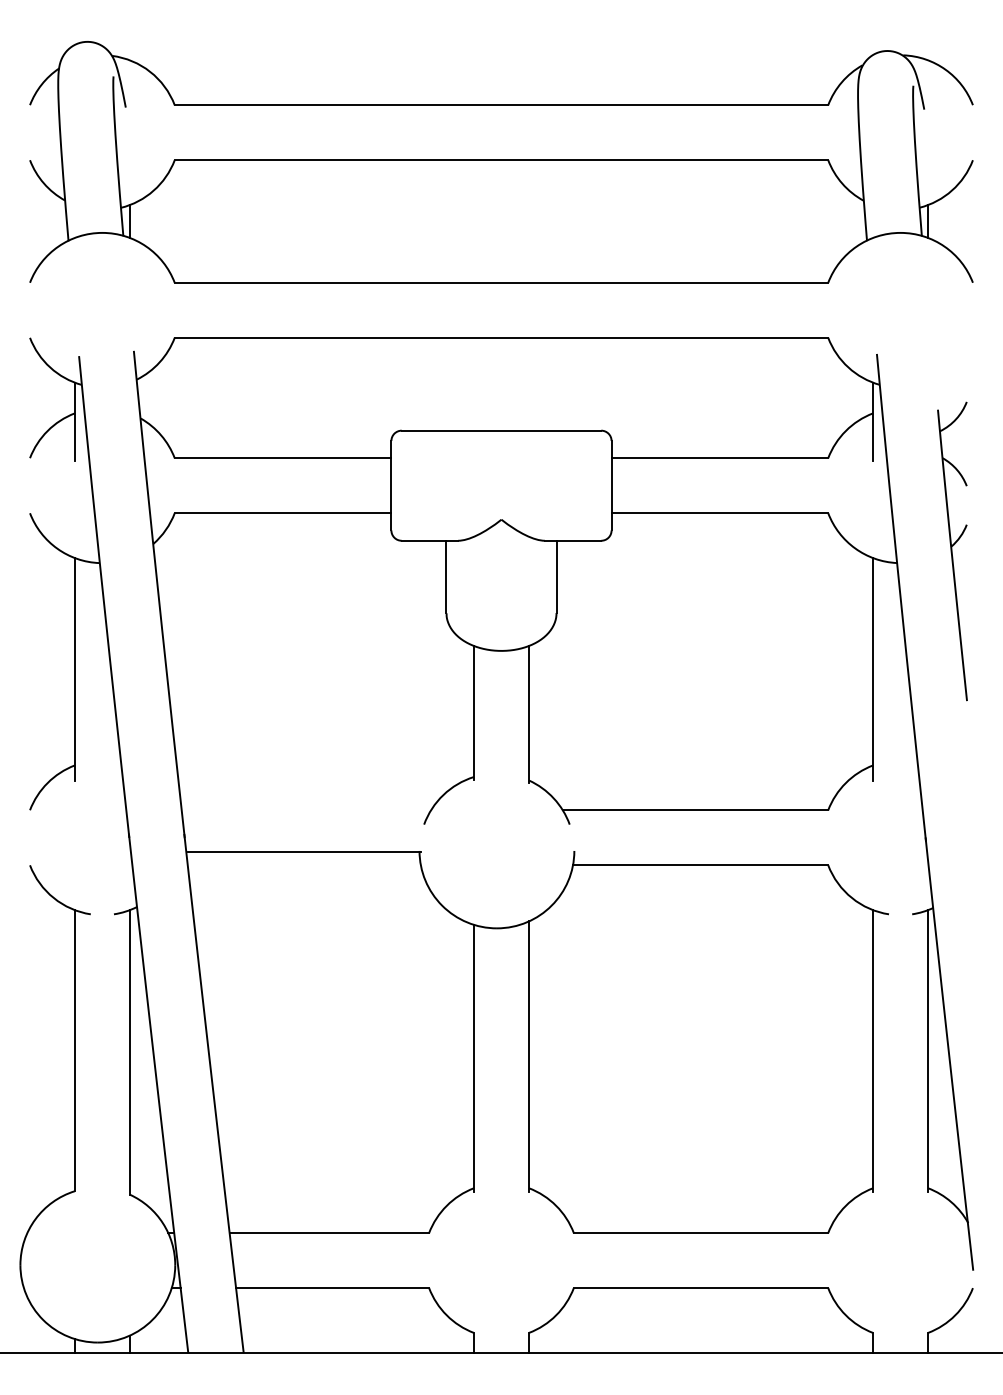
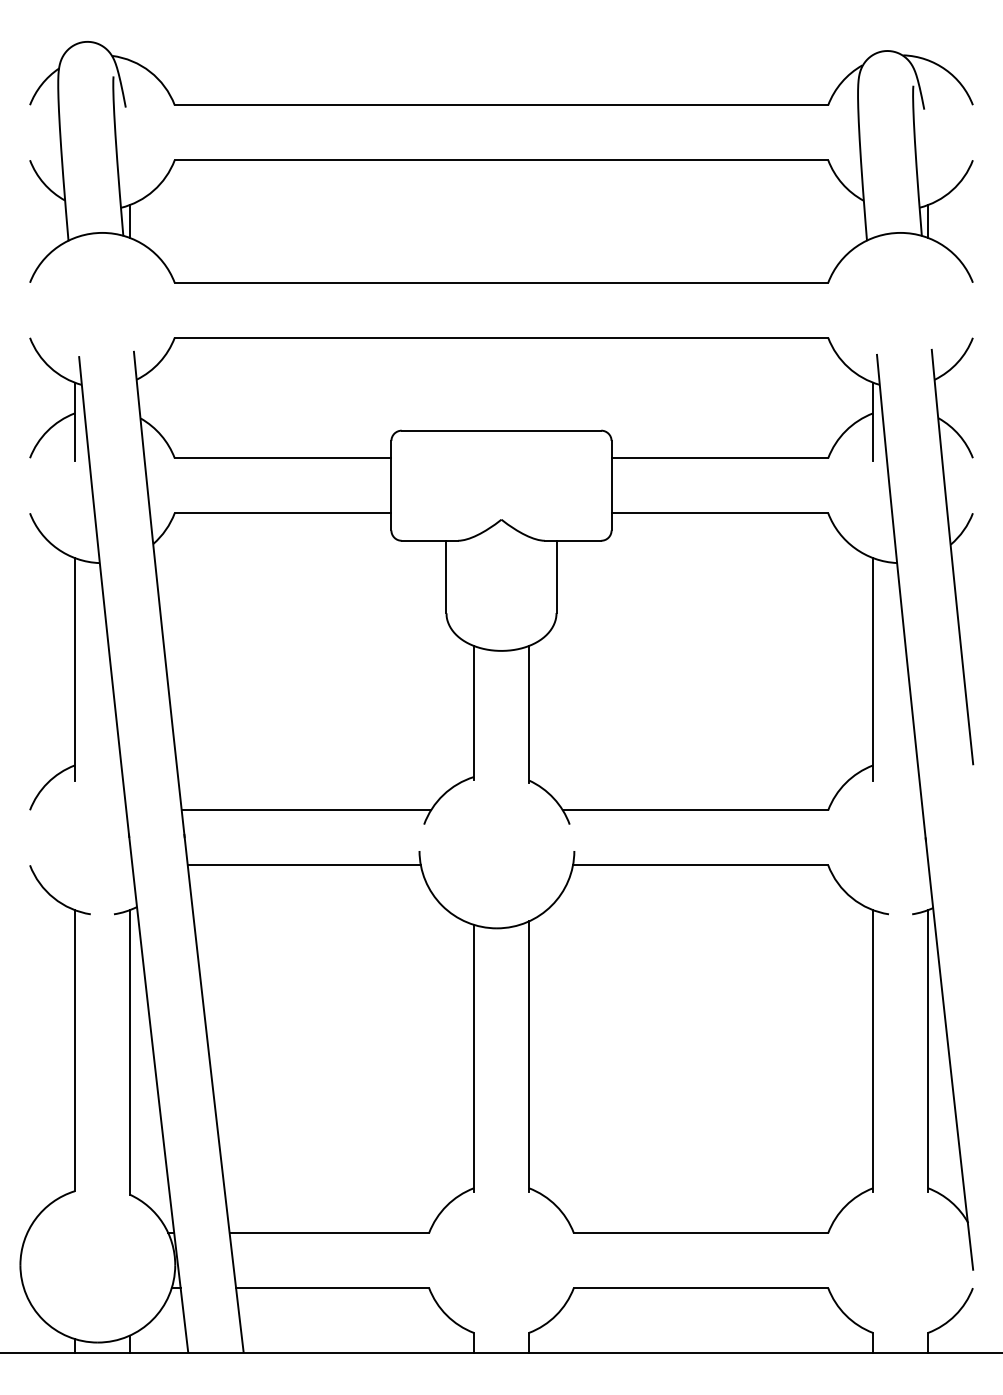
part size: 31x301 px -> 45x429 px (952, 551)
line: none -> present (306, 810)
line position: (303, 852) -> (303, 865) (303, 865)
